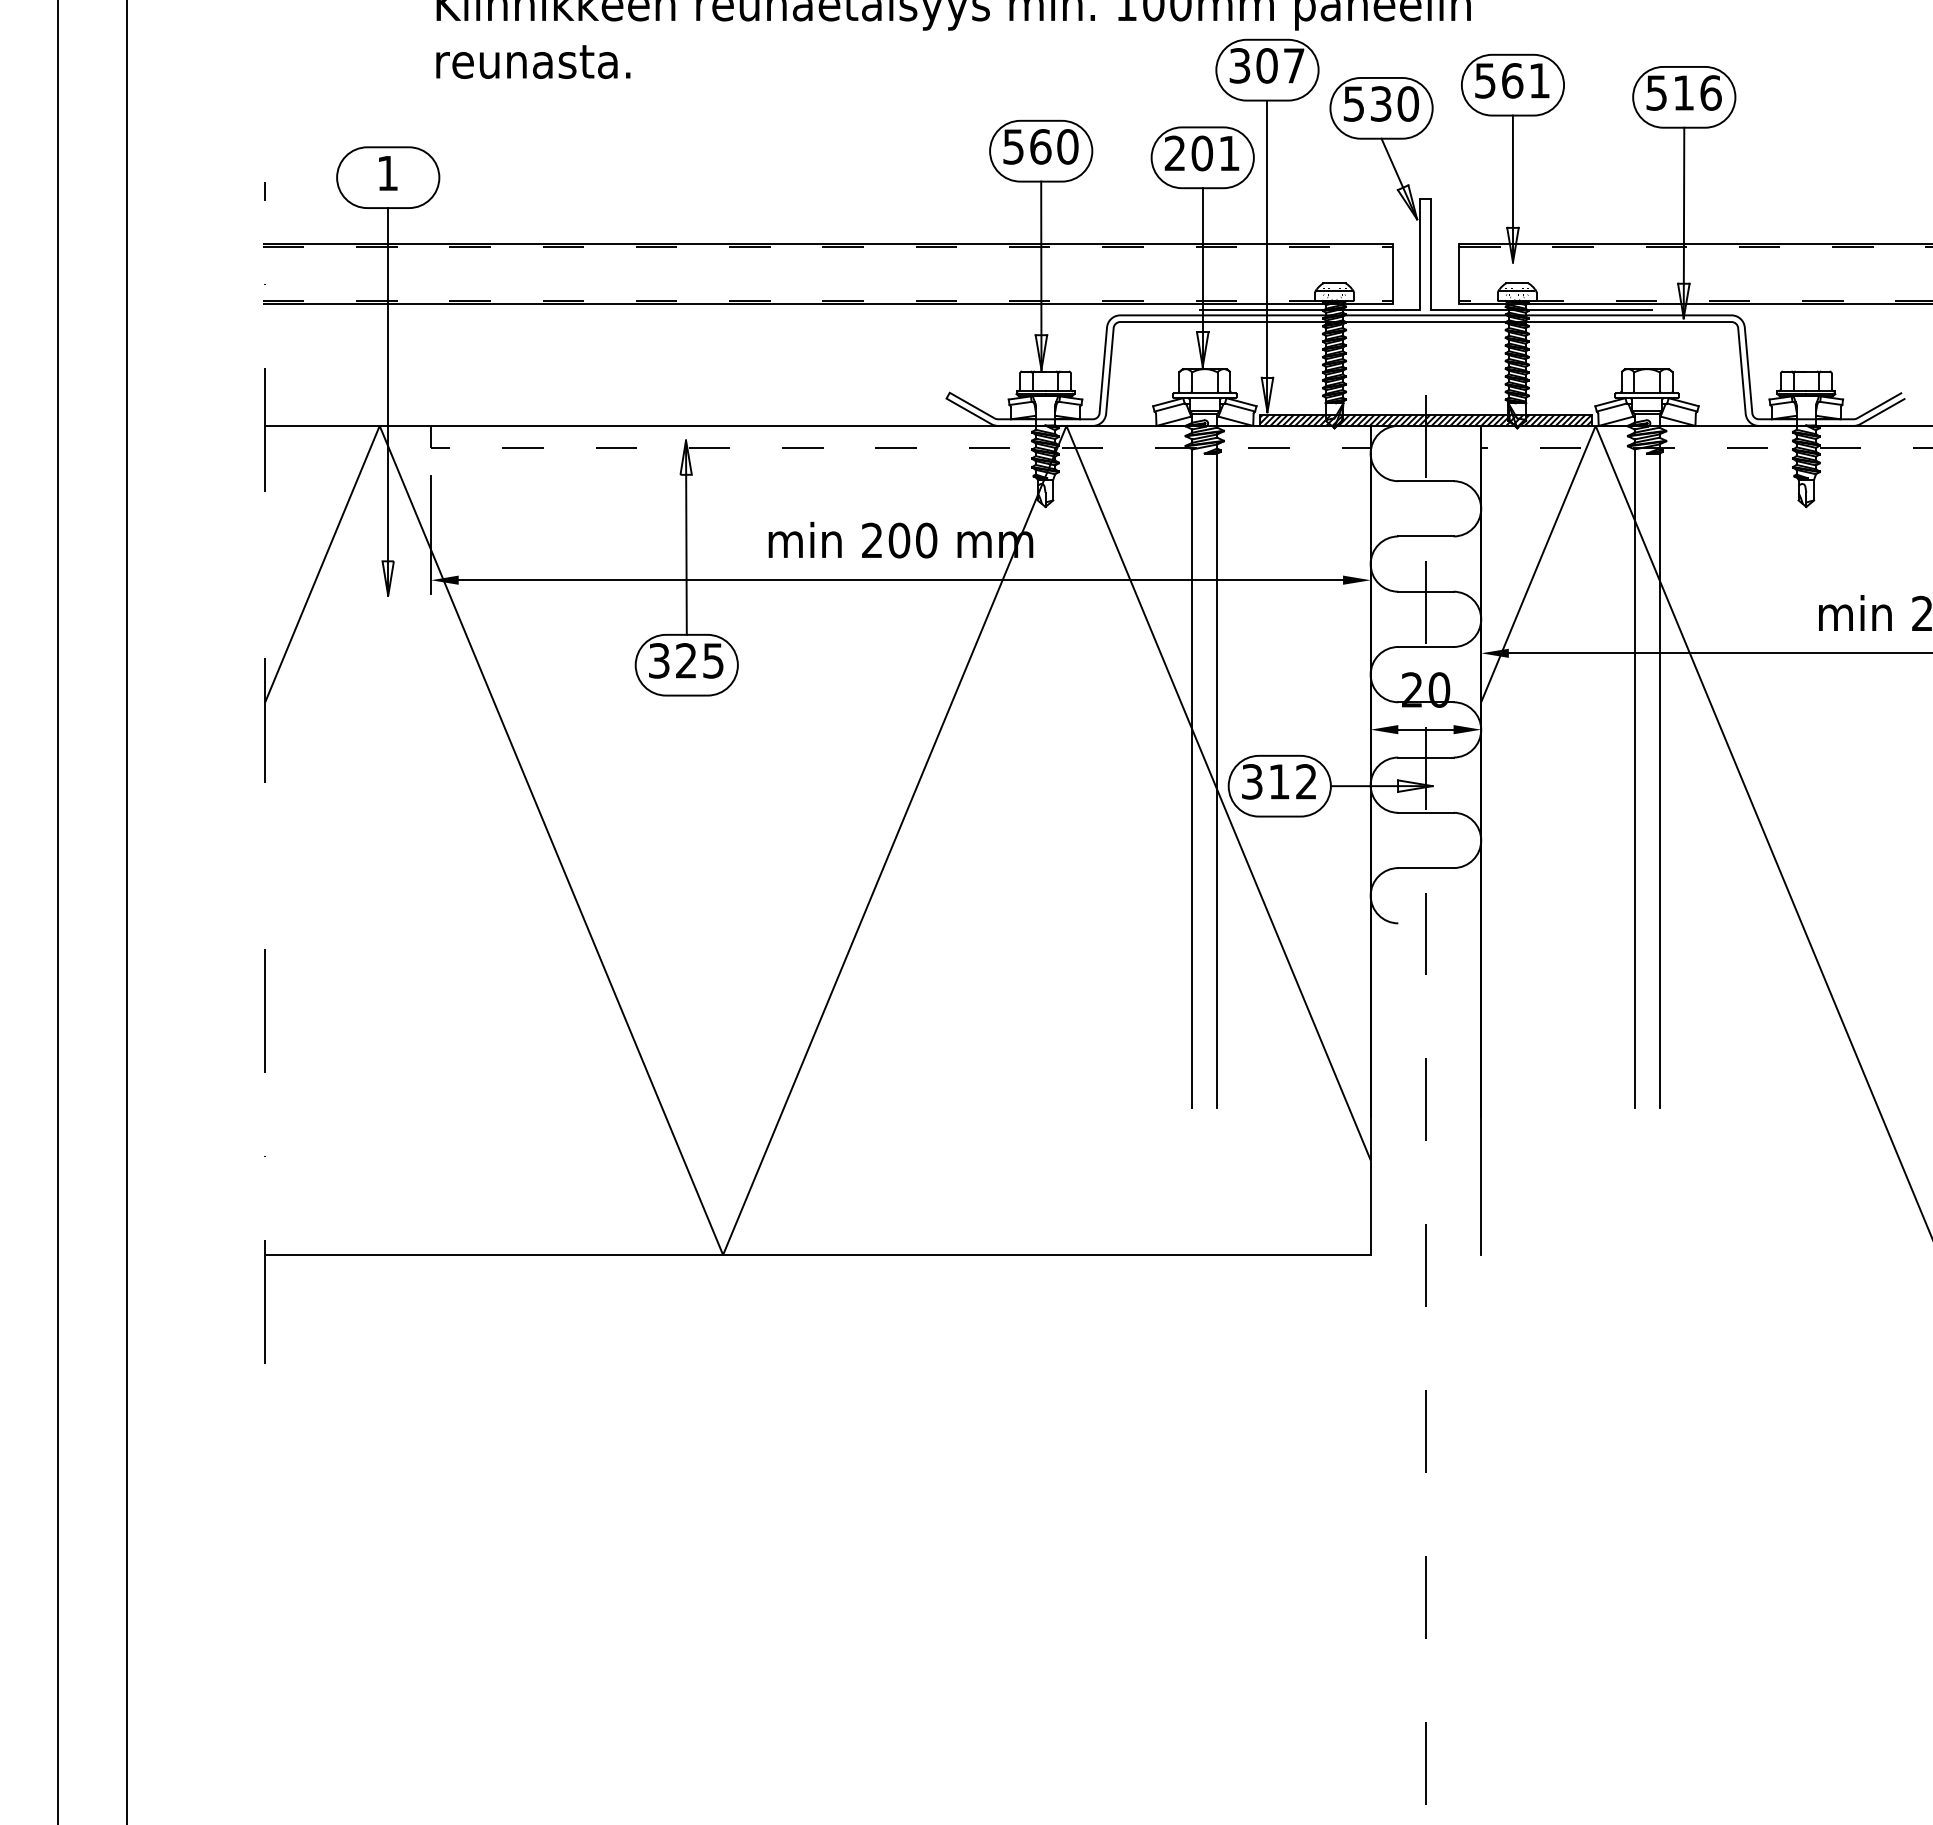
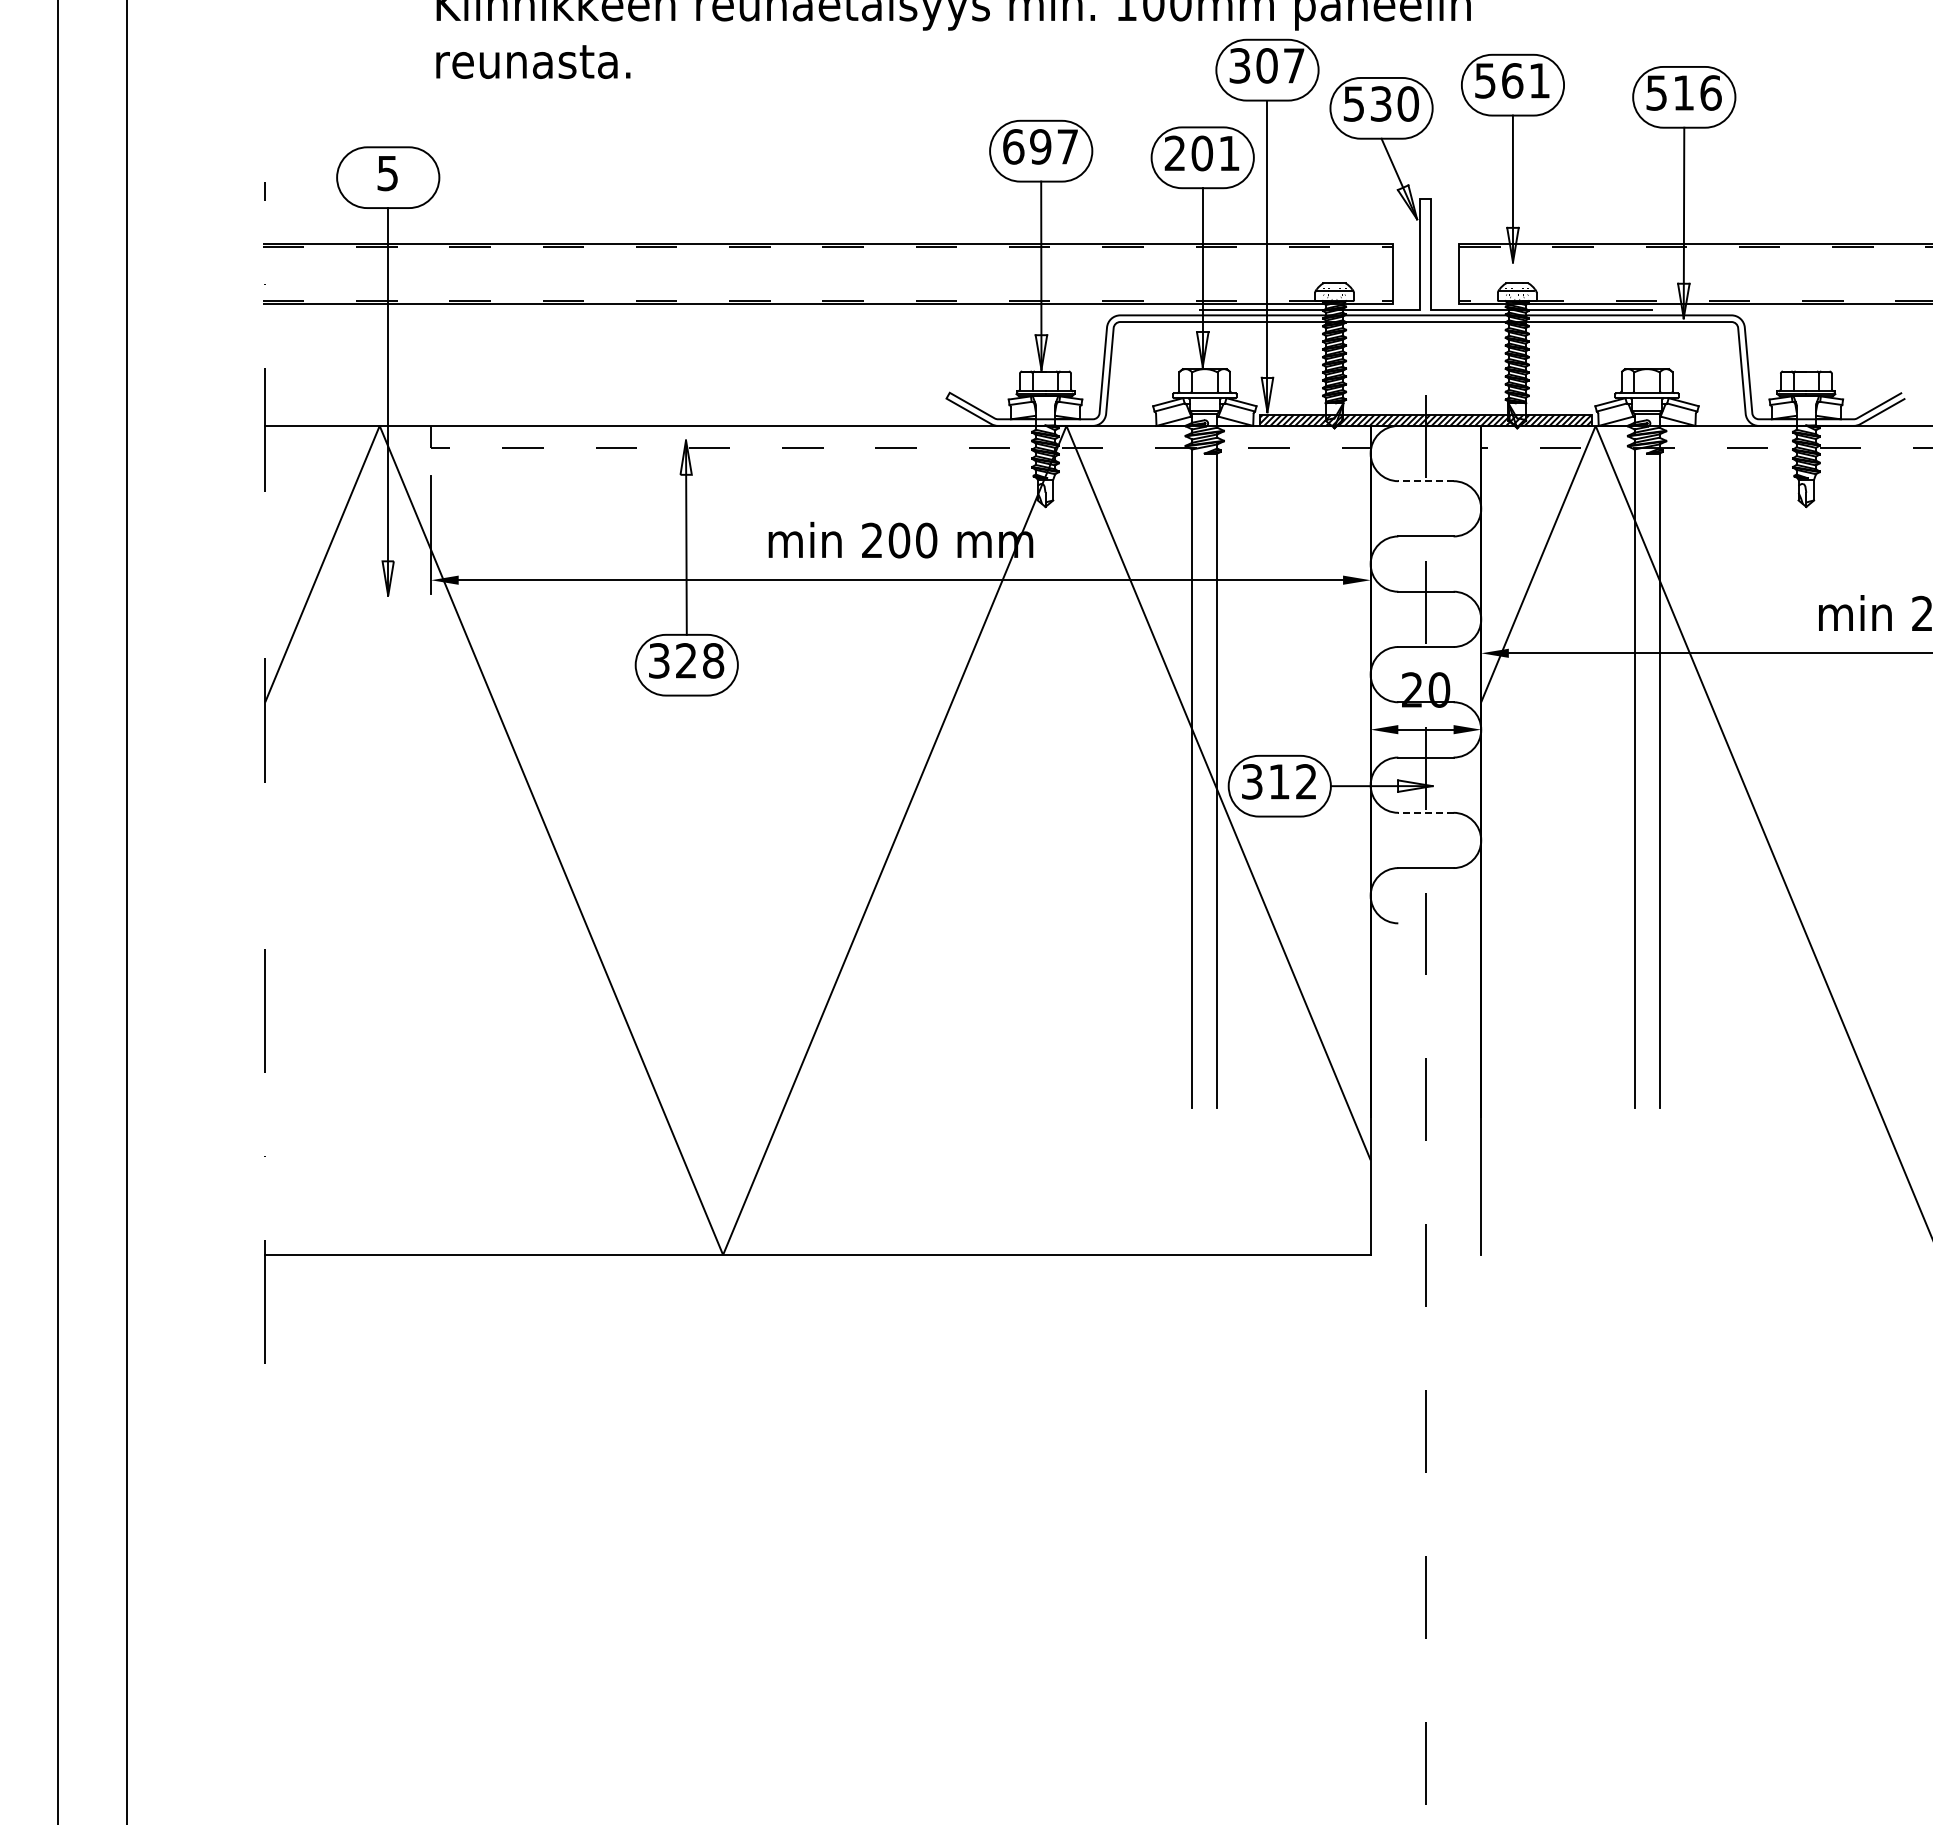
text: 560 -> 697 (1040, 146)
text: 1 -> 5 (387, 173)
line: solid -> dashed (1425, 481)
text: 325 -> 328 (713, 660)
line: solid -> dashed (1425, 812)
